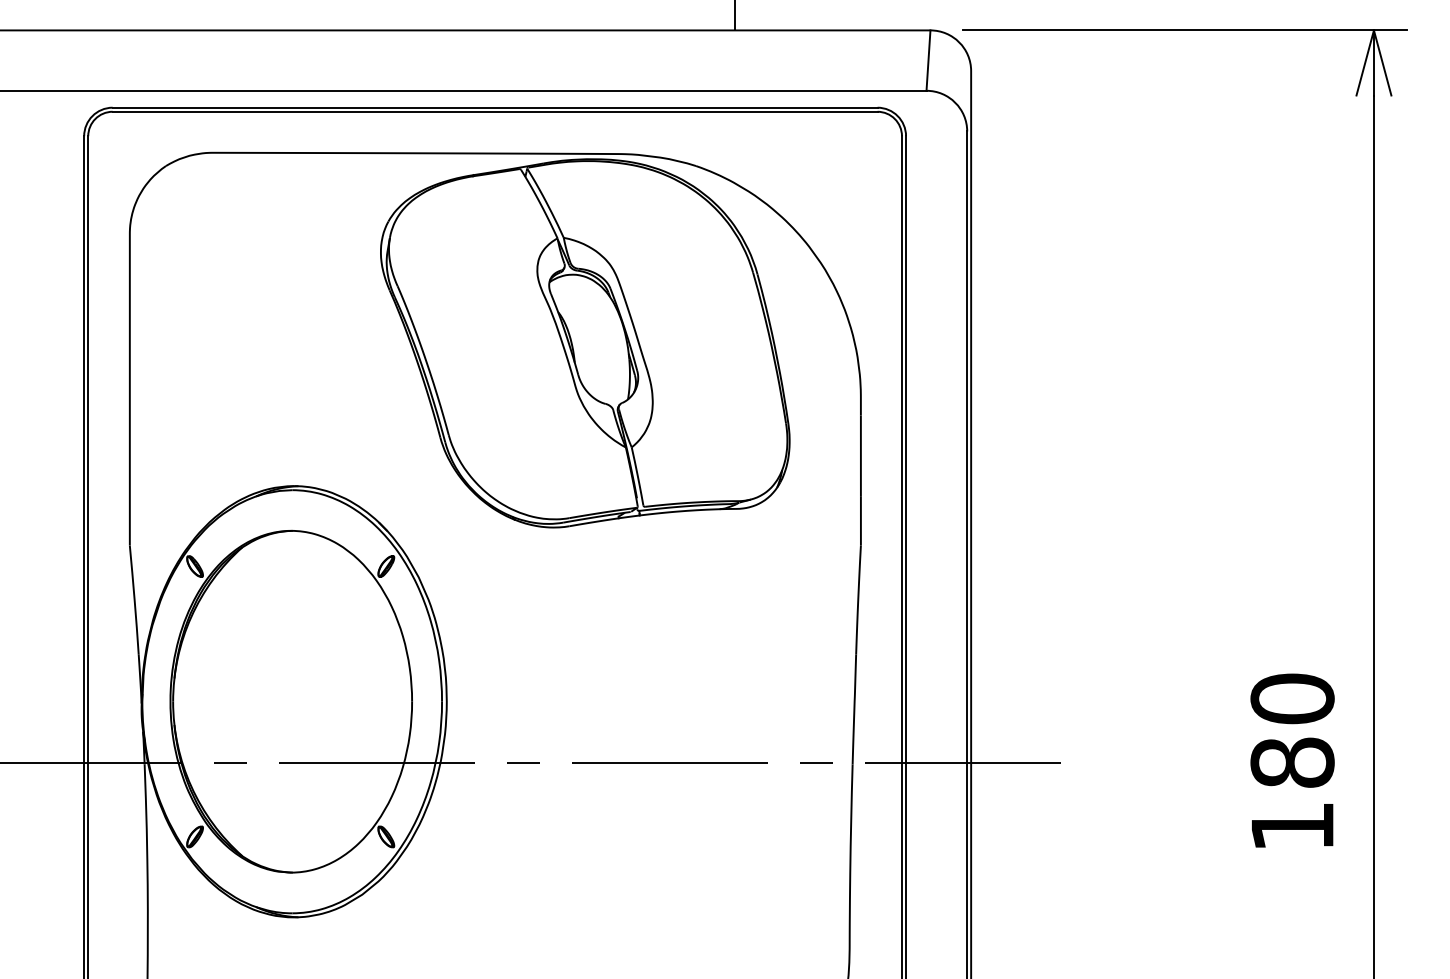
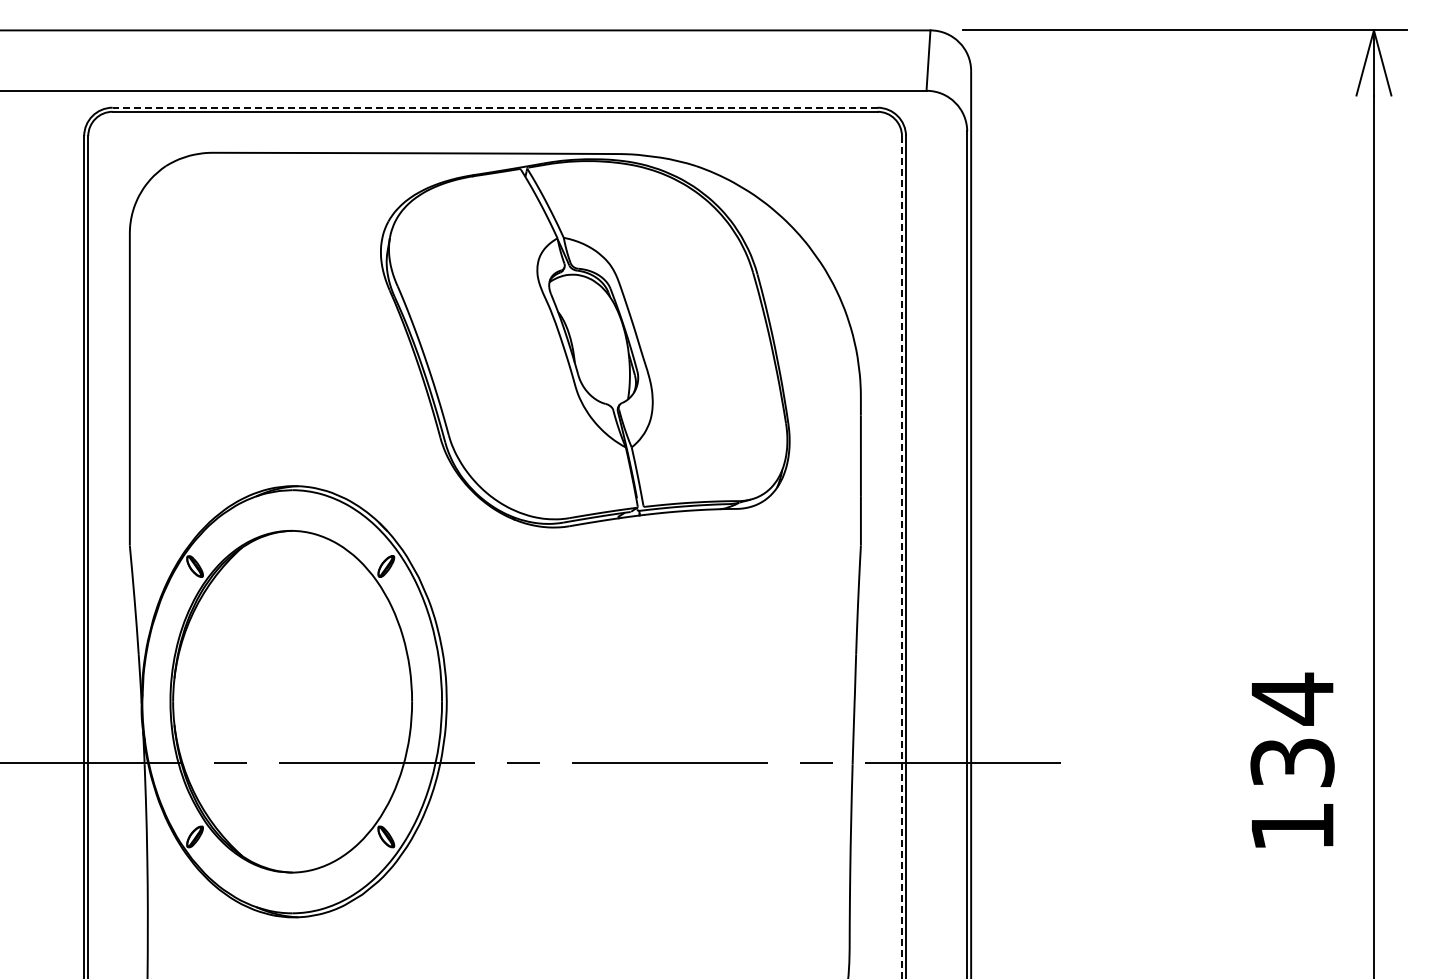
line: present -> none (735, 16)
line: solid -> dashed (494, 107)
line: solid -> dashed (901, 558)
text: 180 -> 134 (1292, 729)
